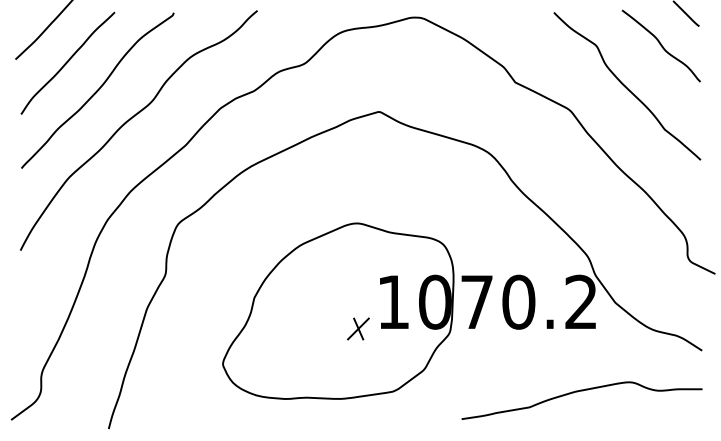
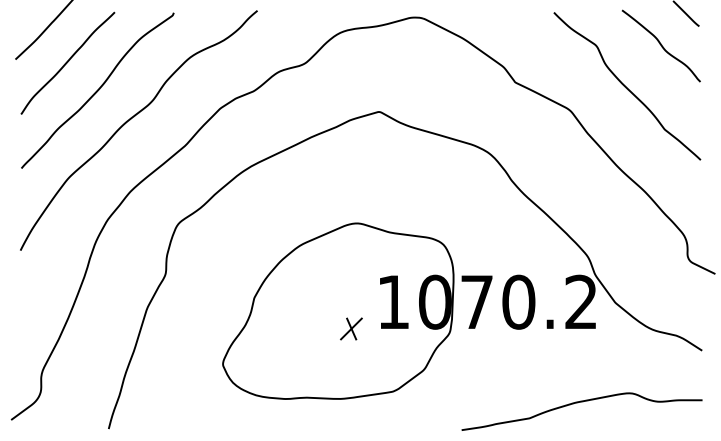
part position: (358, 328) -> (351, 328) (351, 328)
curve position: (577, 392) -> (577, 403) (577, 403)
